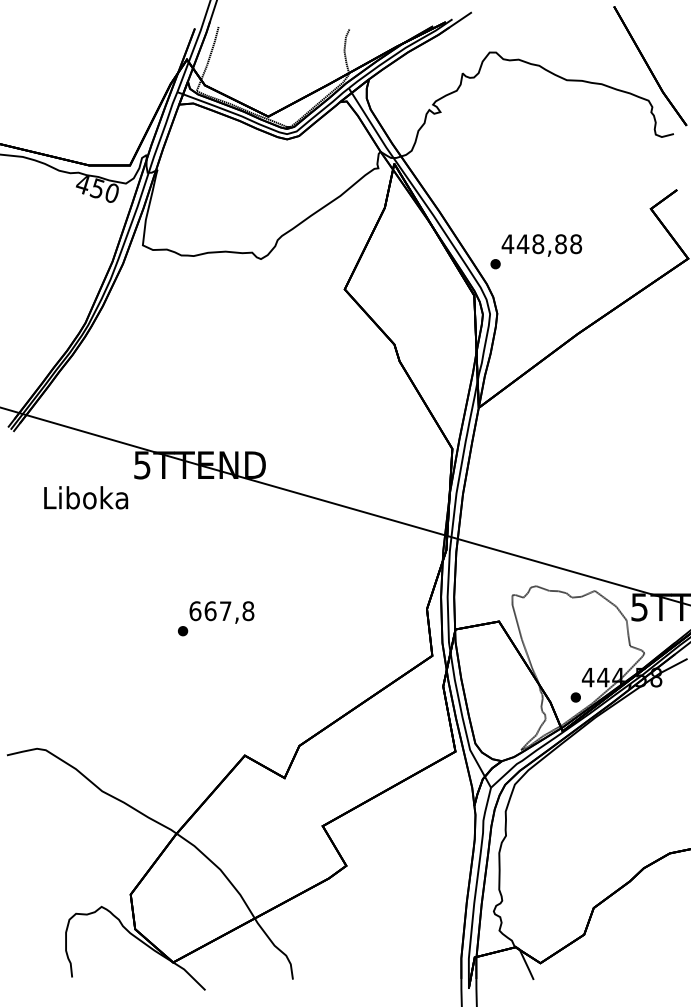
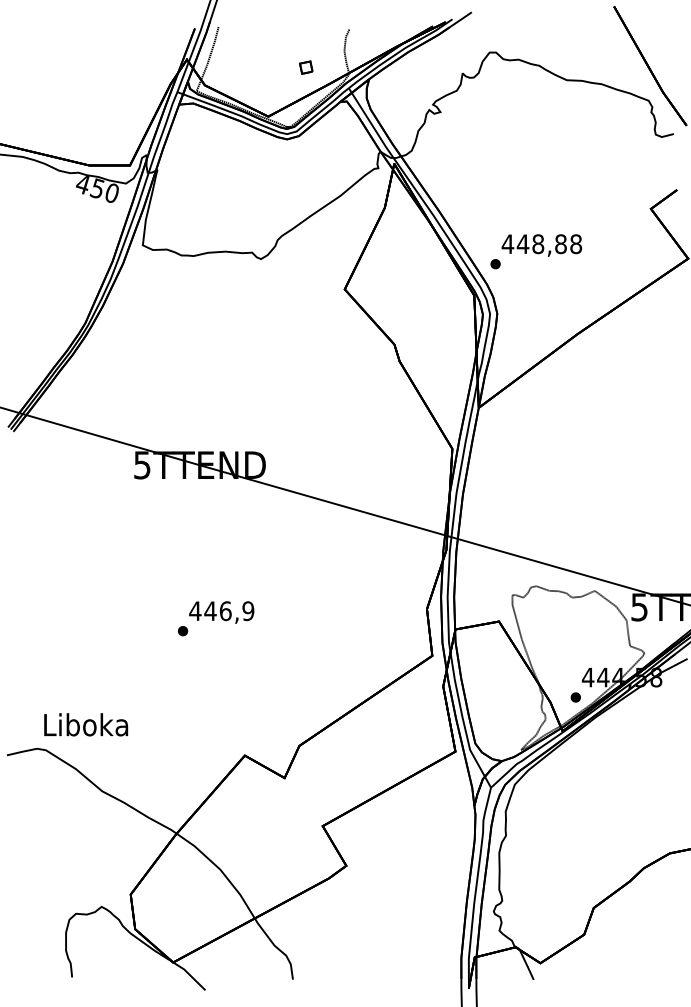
part: none -> present (306, 67)
text position: (86, 497) -> (86, 724) (86, 724)
text: 667,8 -> 446,9 (221, 611)
